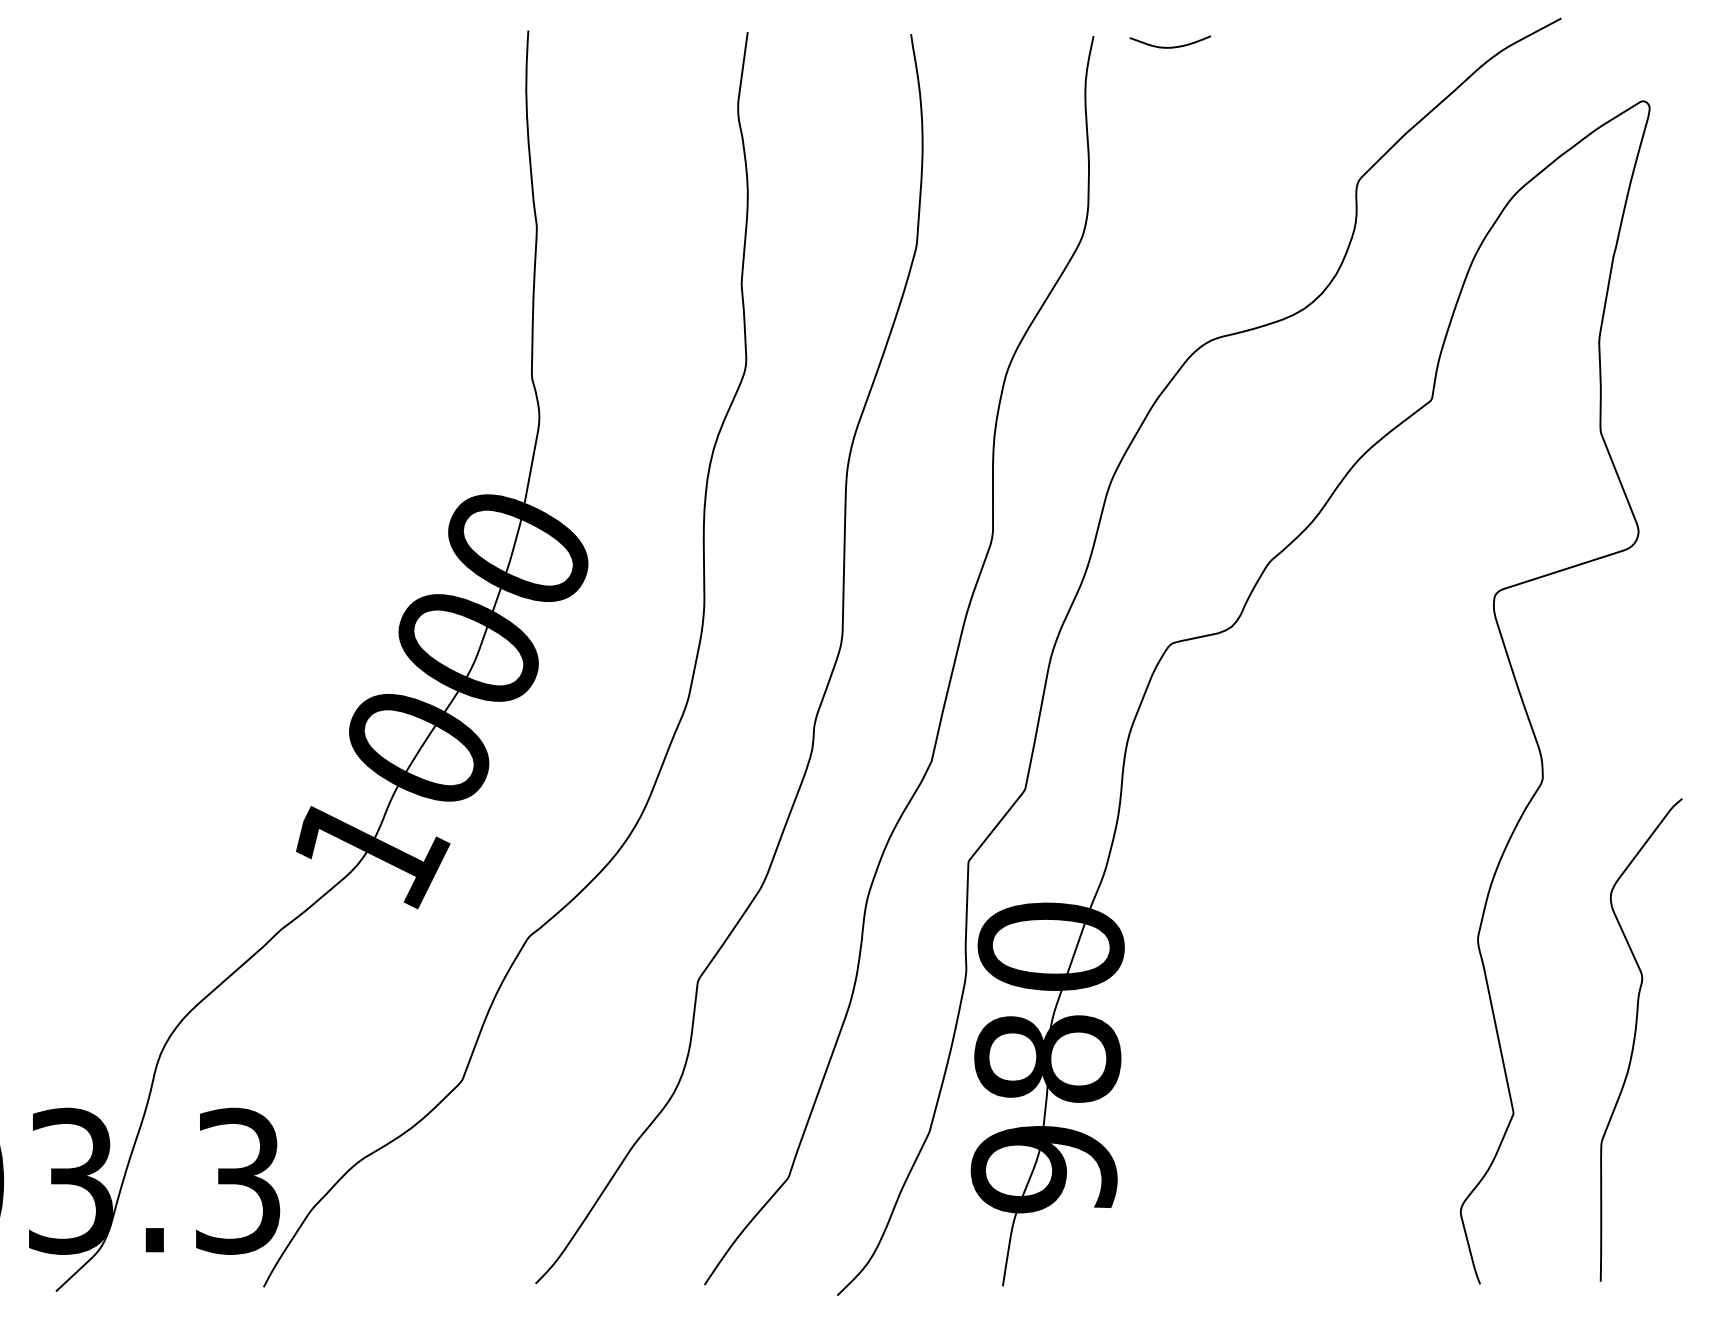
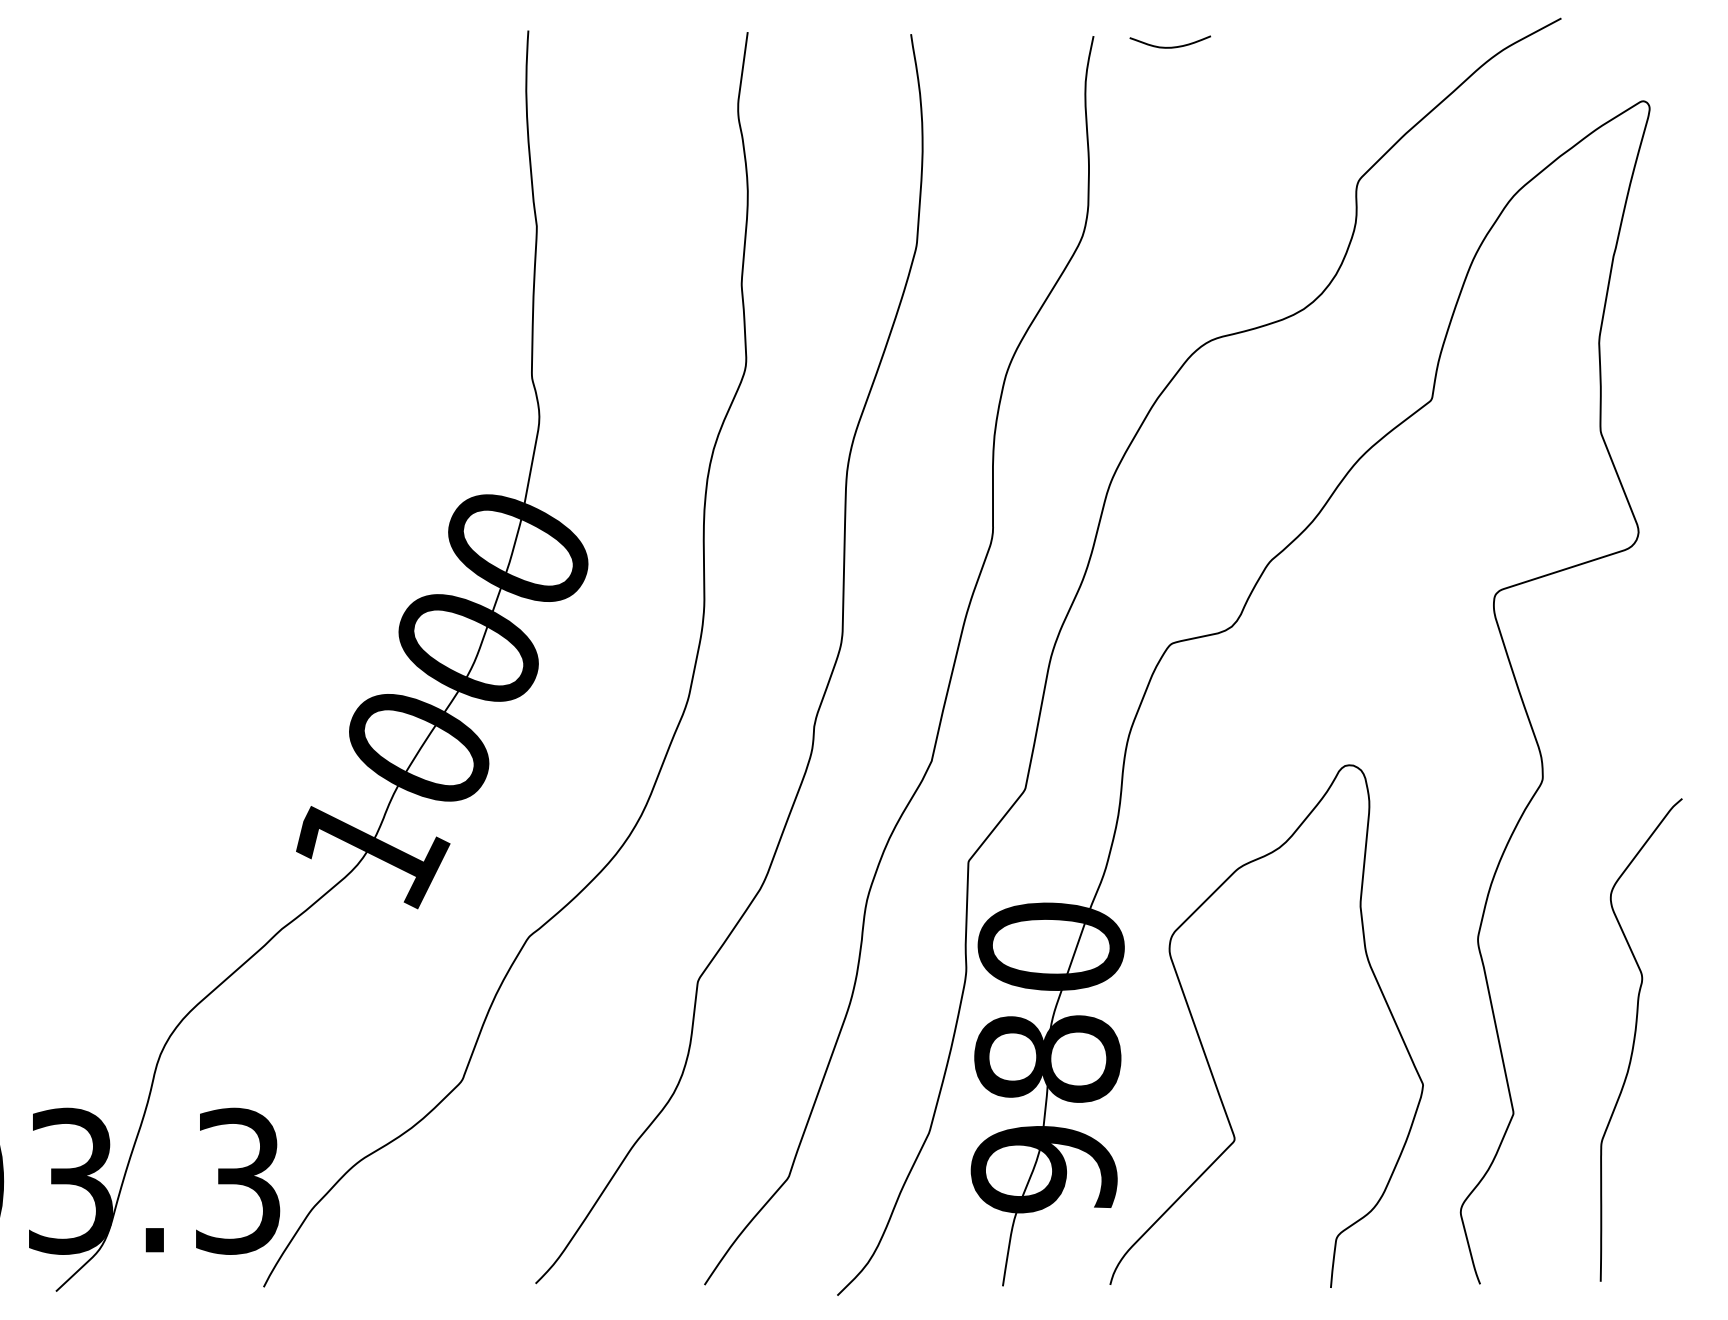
curve: none -> present (1203, 1046)
